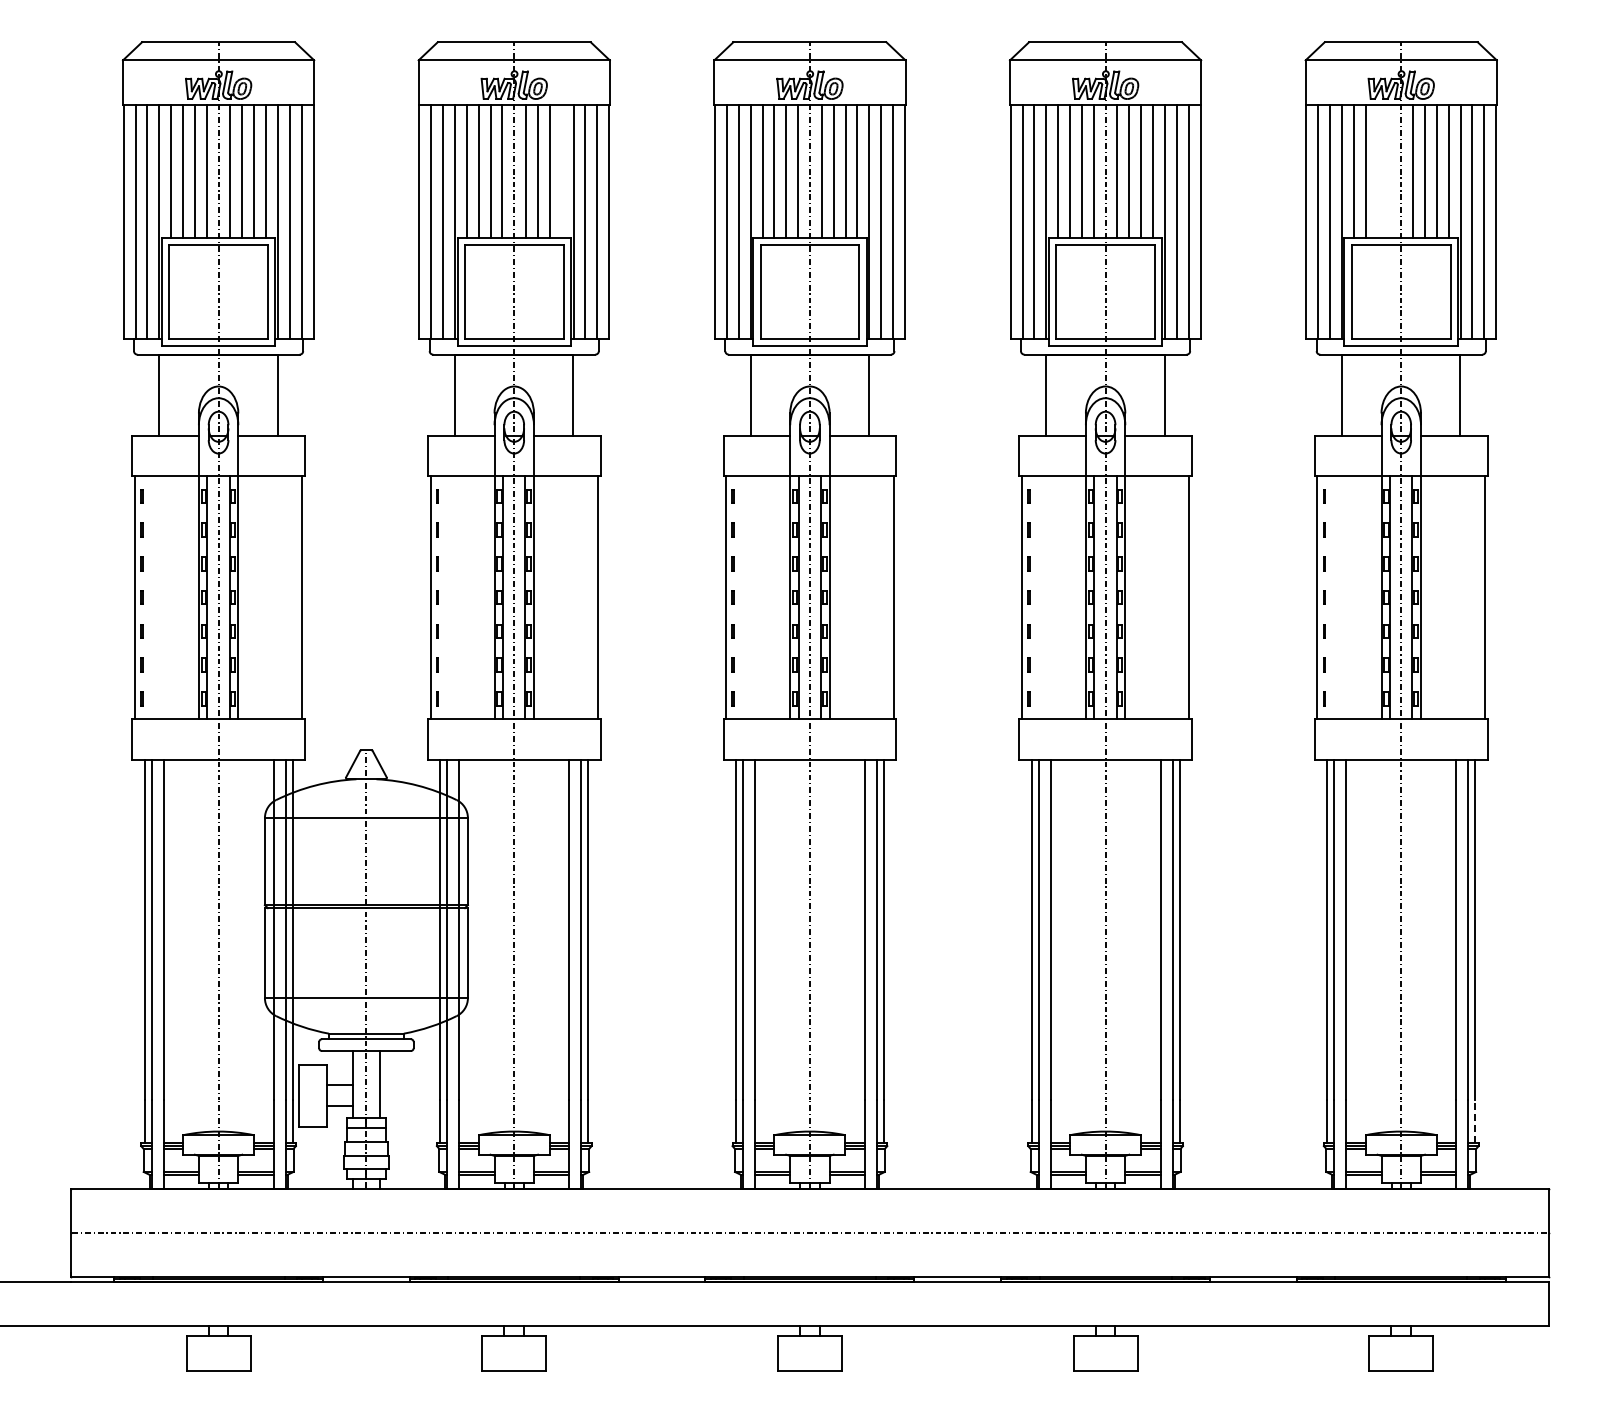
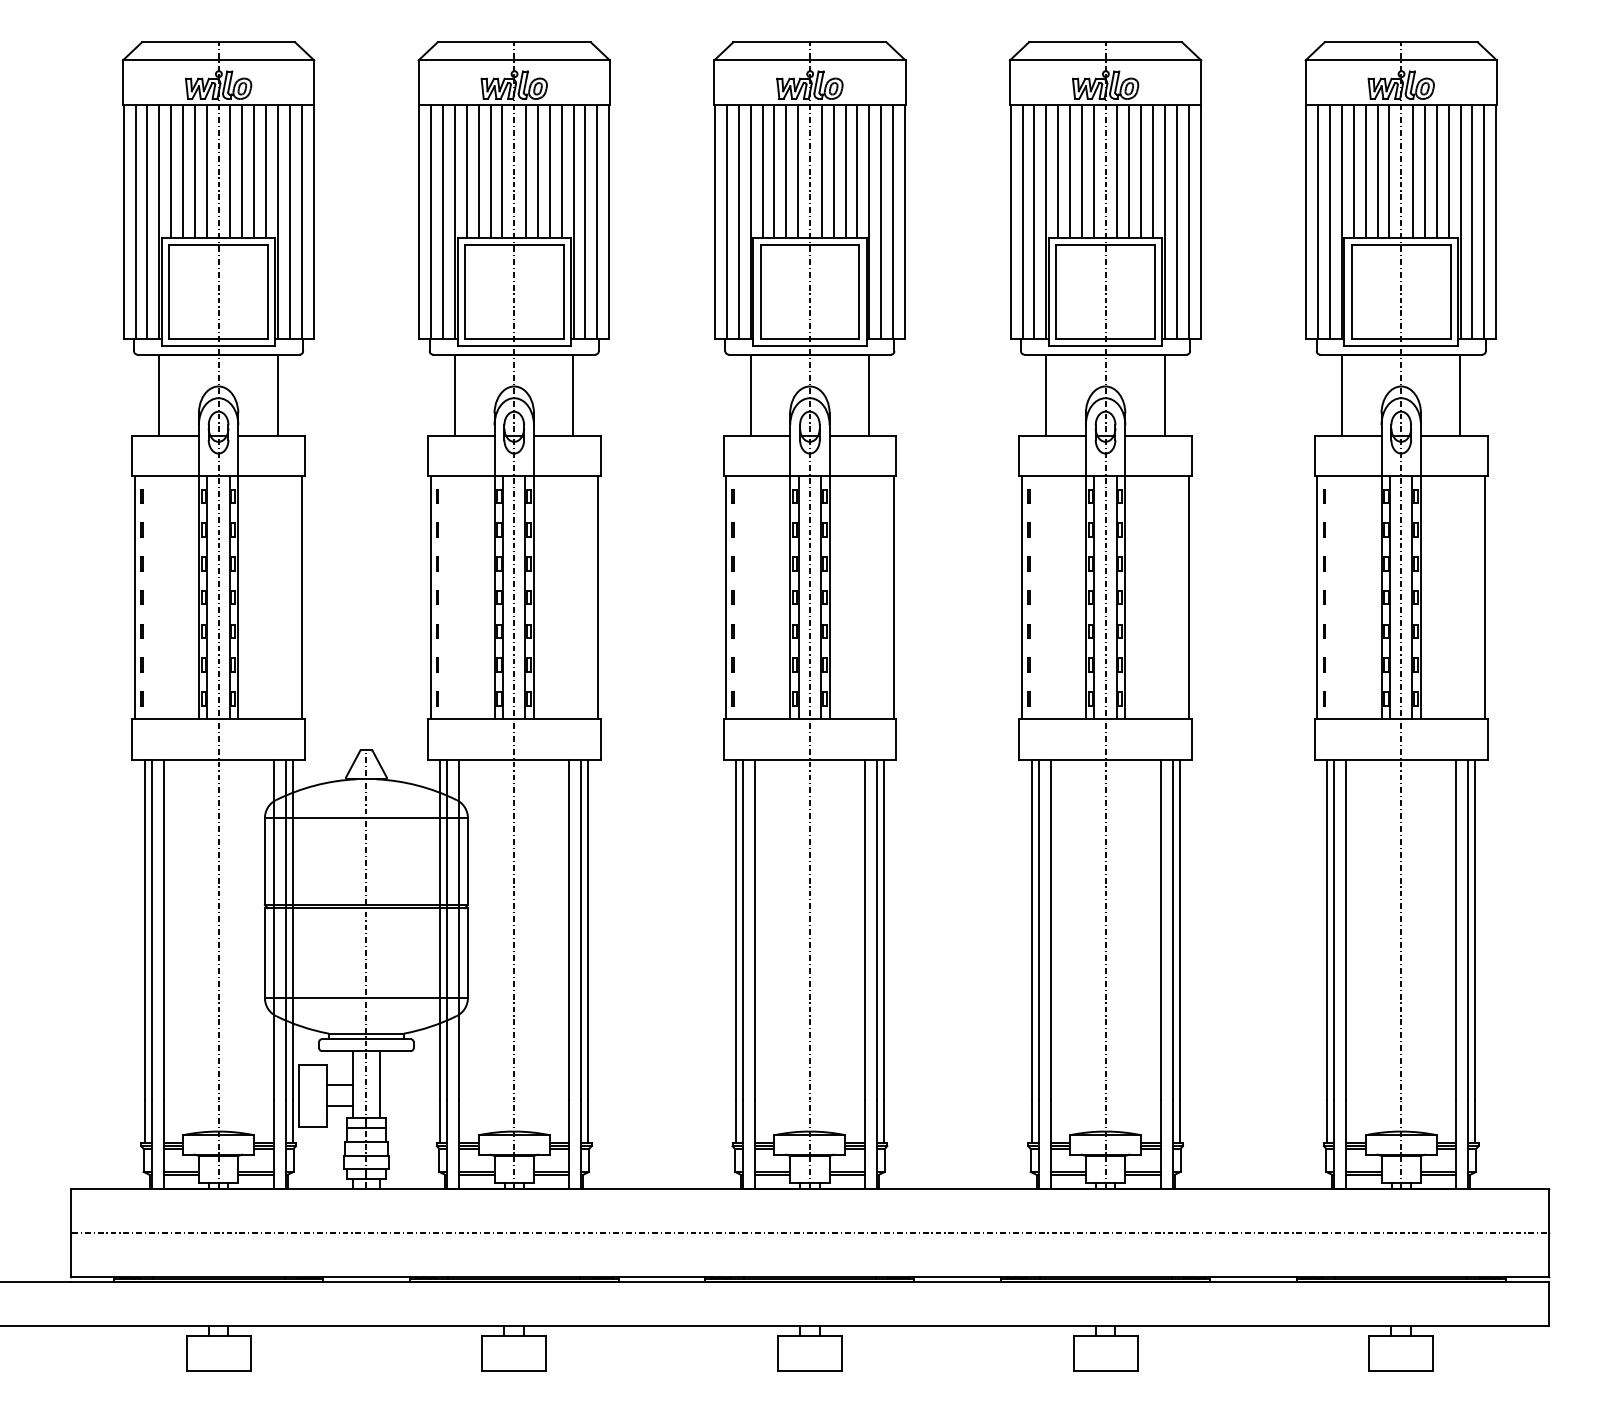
line: none -> present (561, 171)
line: none -> present (1377, 171)
line: none -> present (1389, 171)
line: dashed -> solid (1475, 1121)
